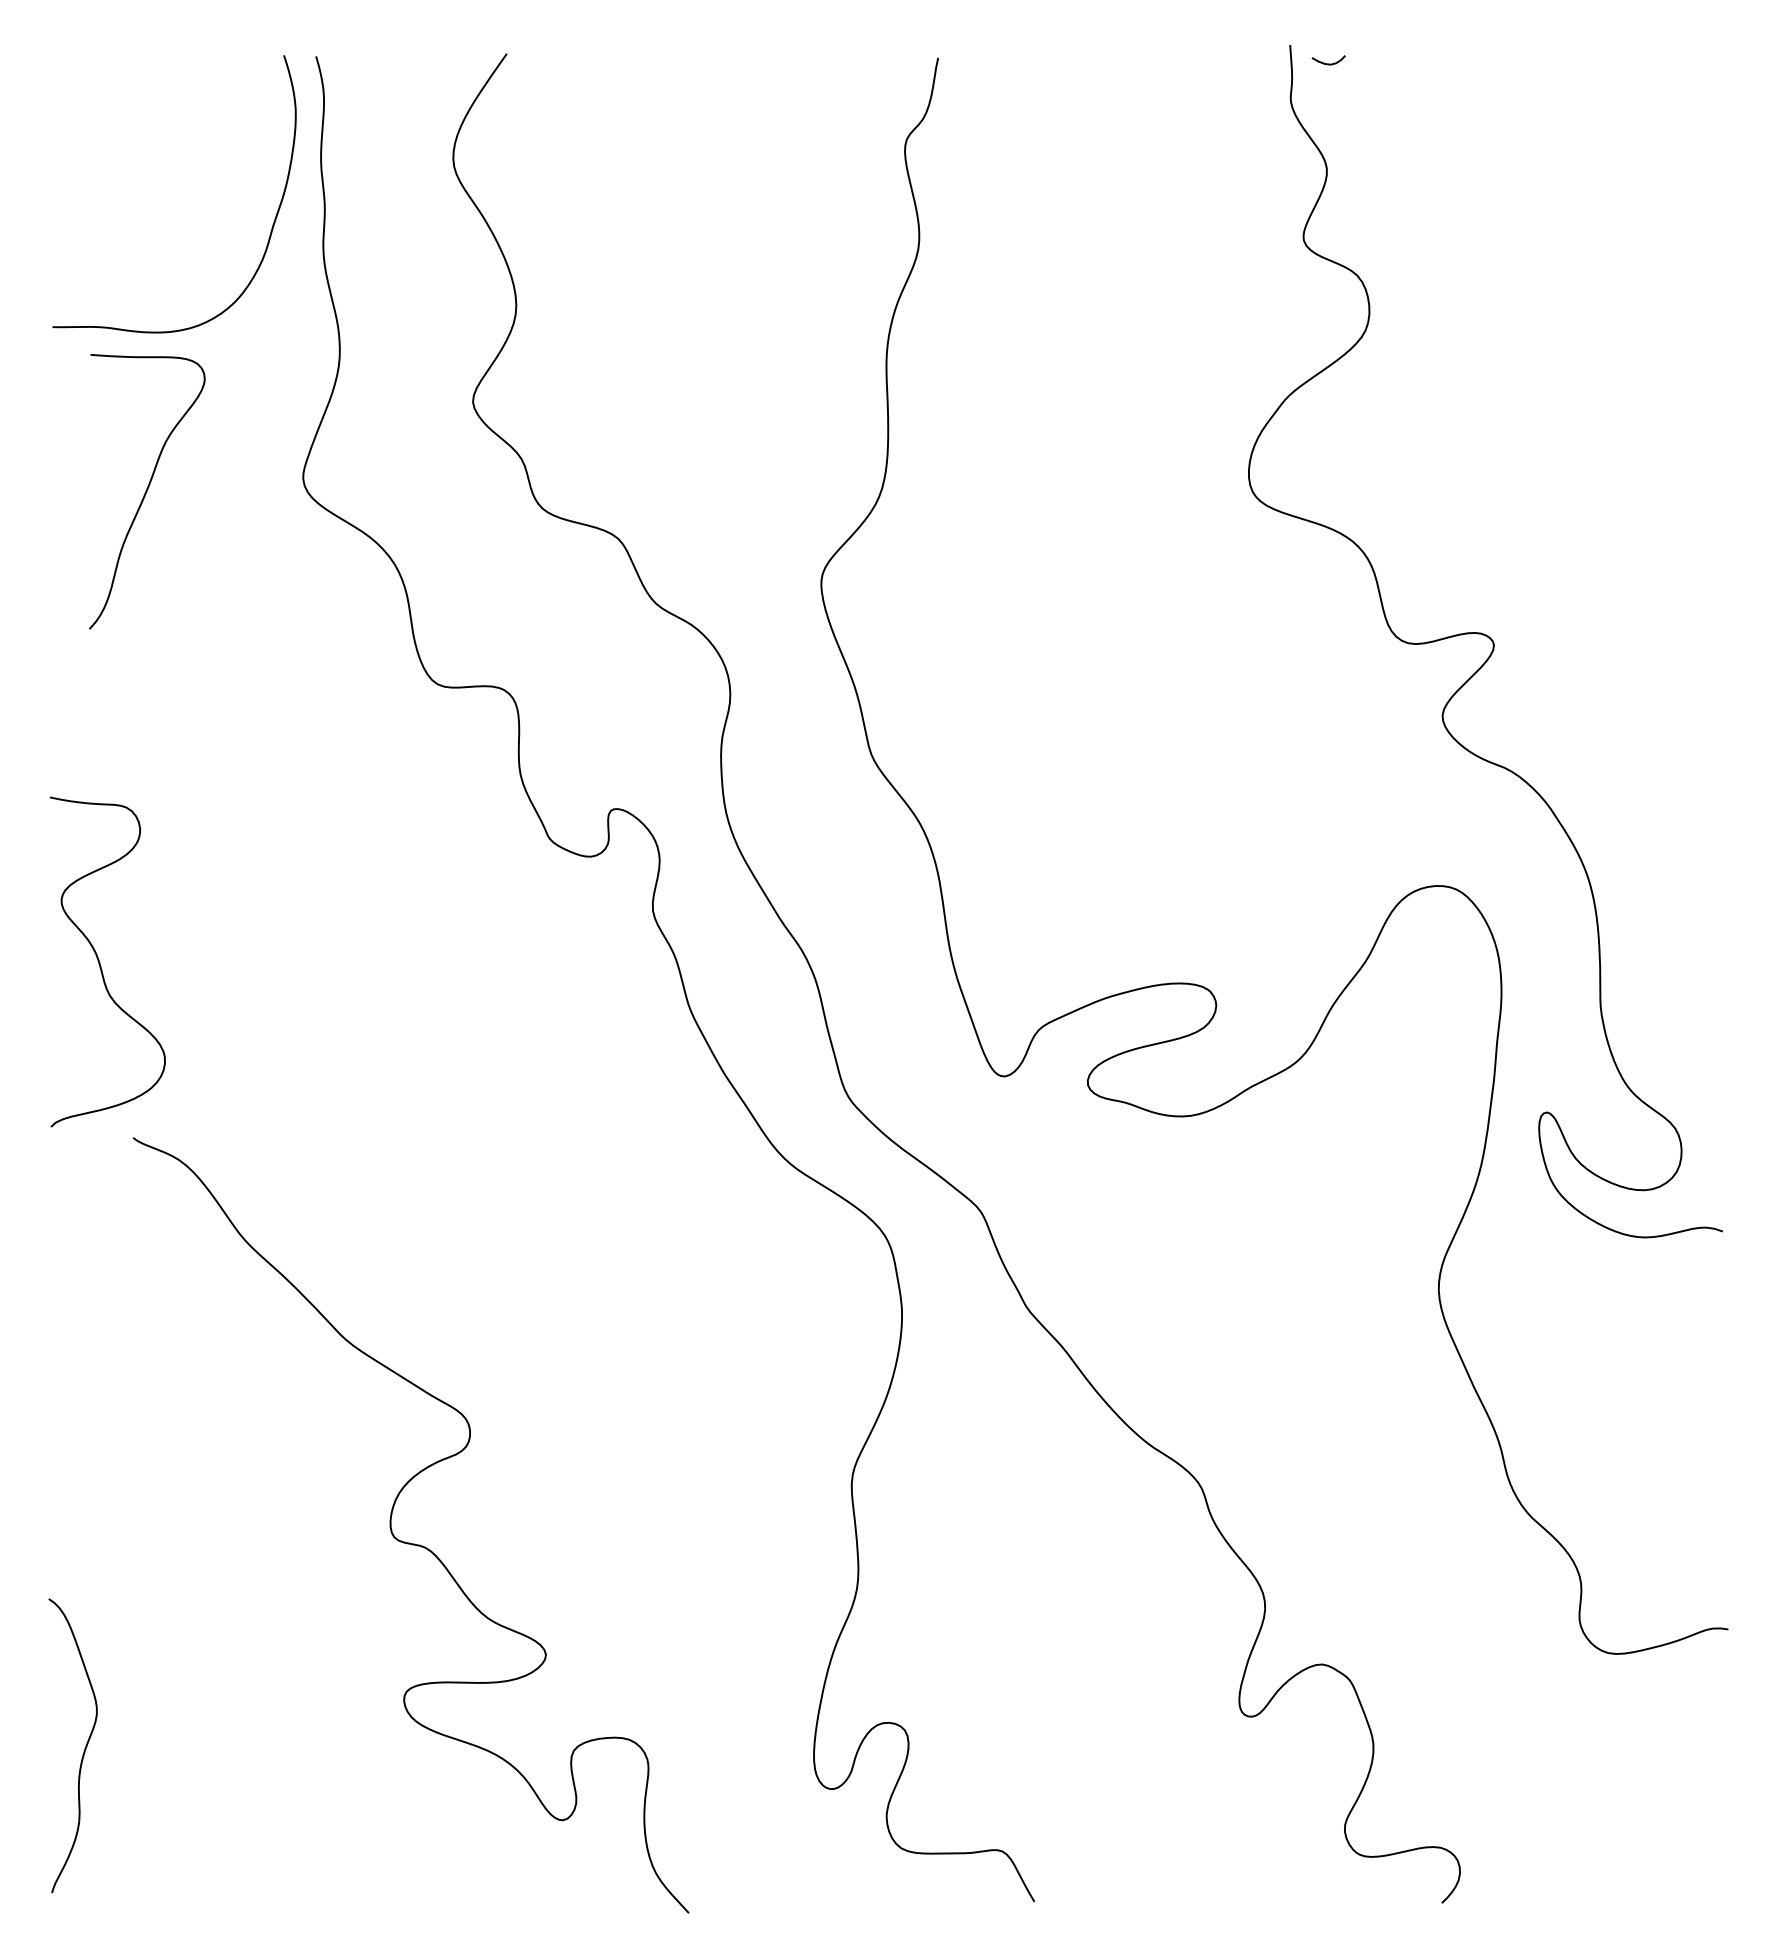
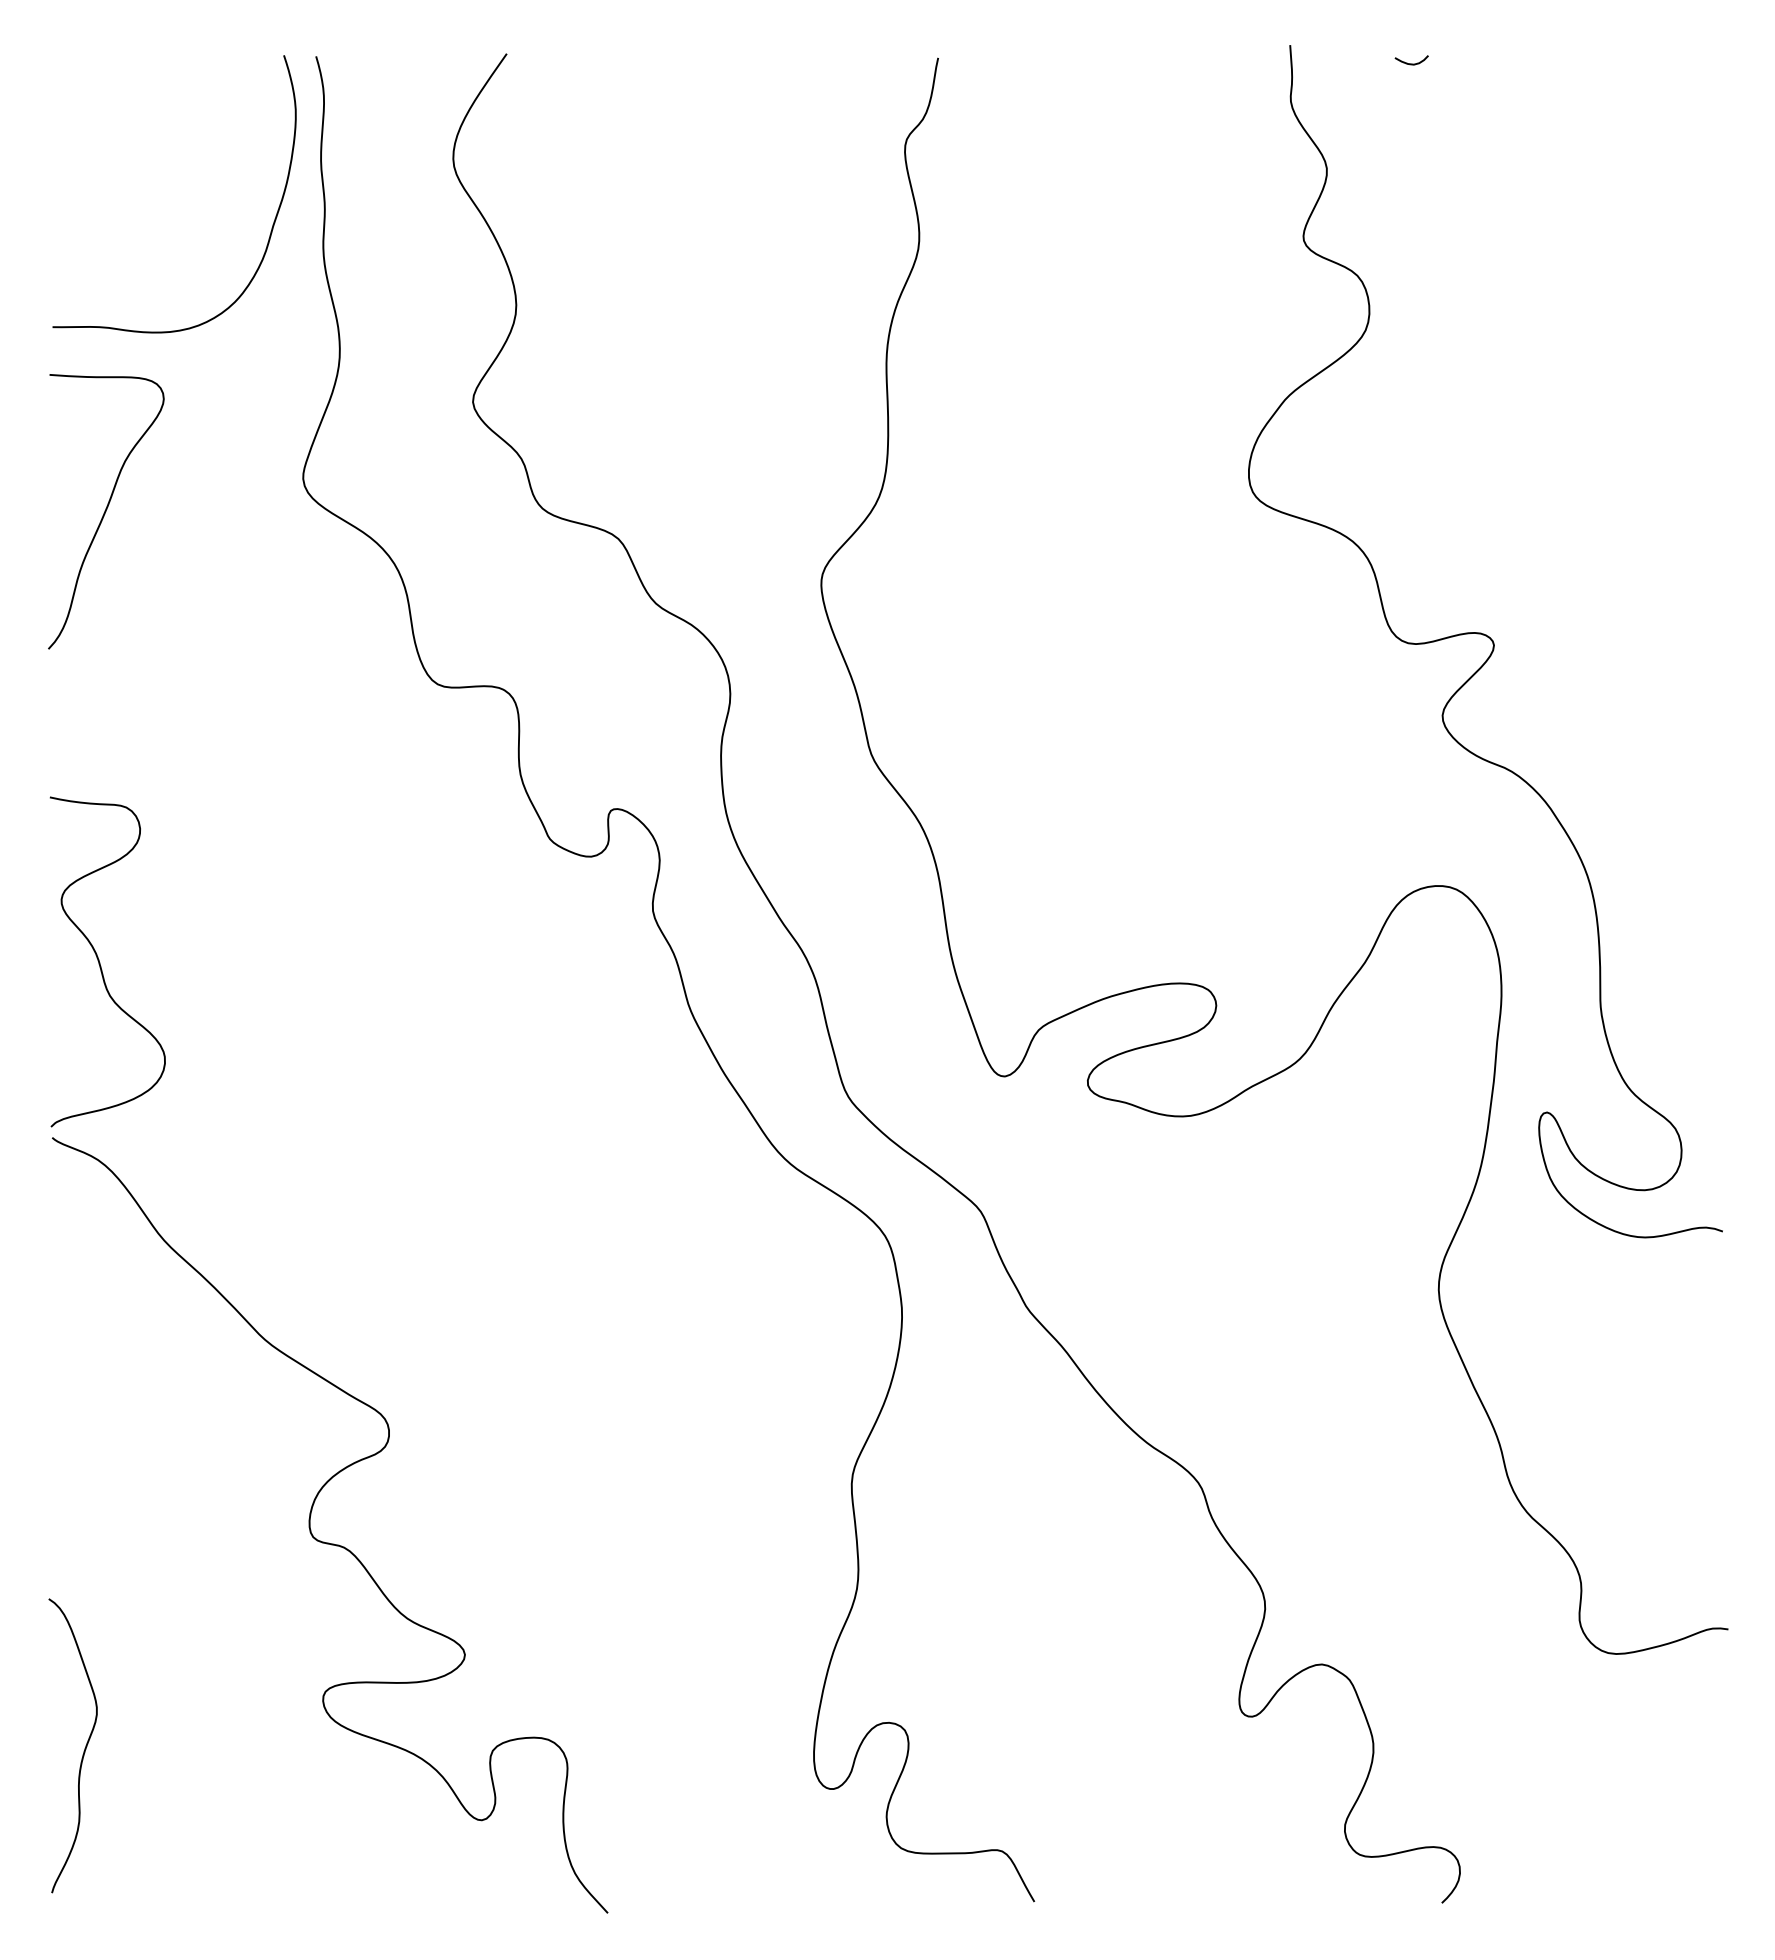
curve position: (1328, 63) -> (1411, 63) (1411, 63)
curve position: (147, 491) -> (106, 511) (106, 511)
curve position: (410, 1542) -> (329, 1542) (329, 1542)
